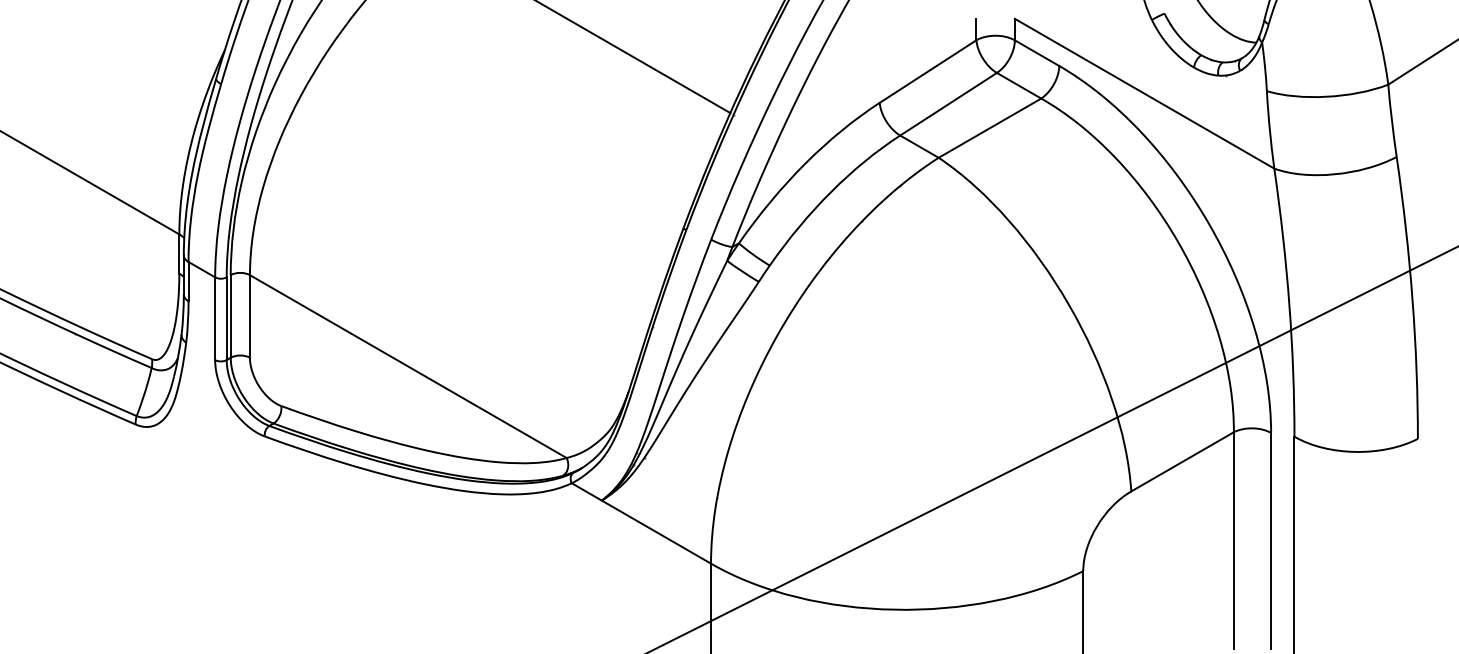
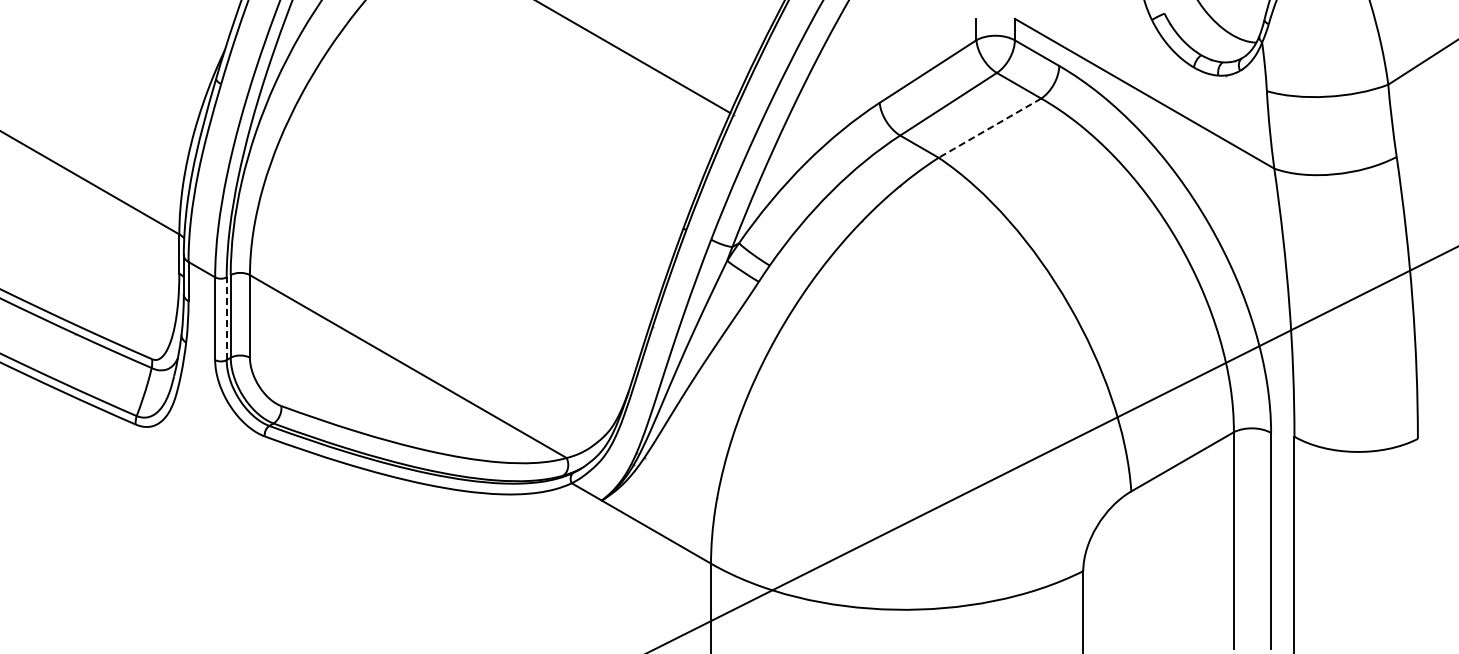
line: solid -> dashed (989, 128)
line: solid -> dashed (226, 318)
